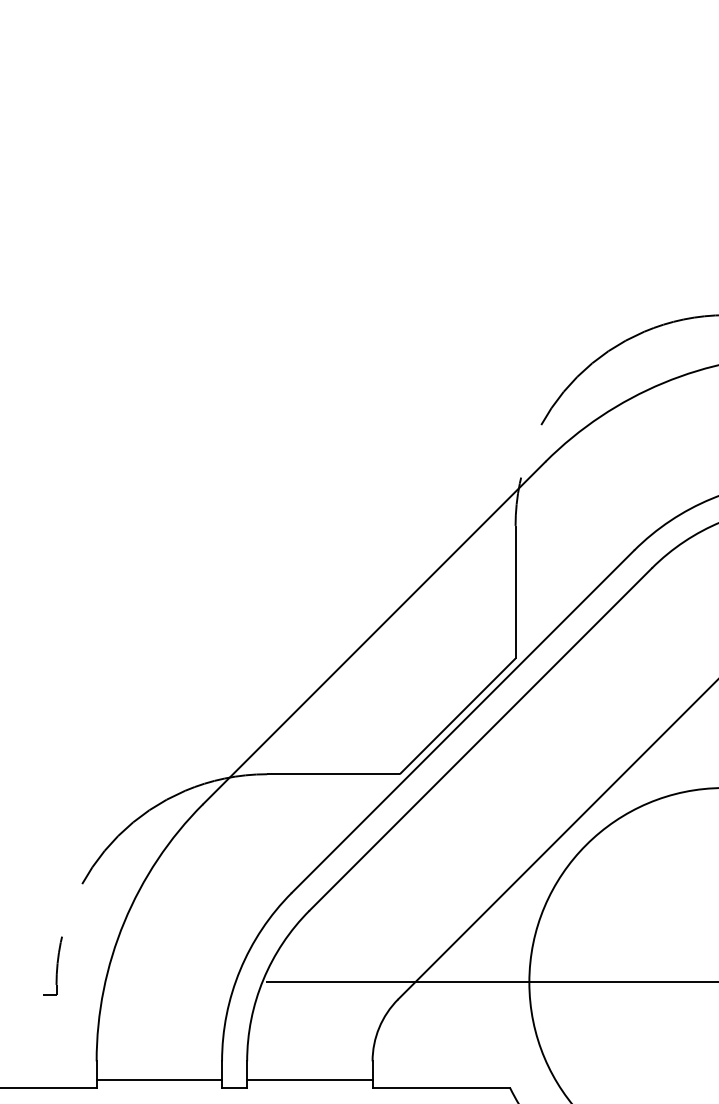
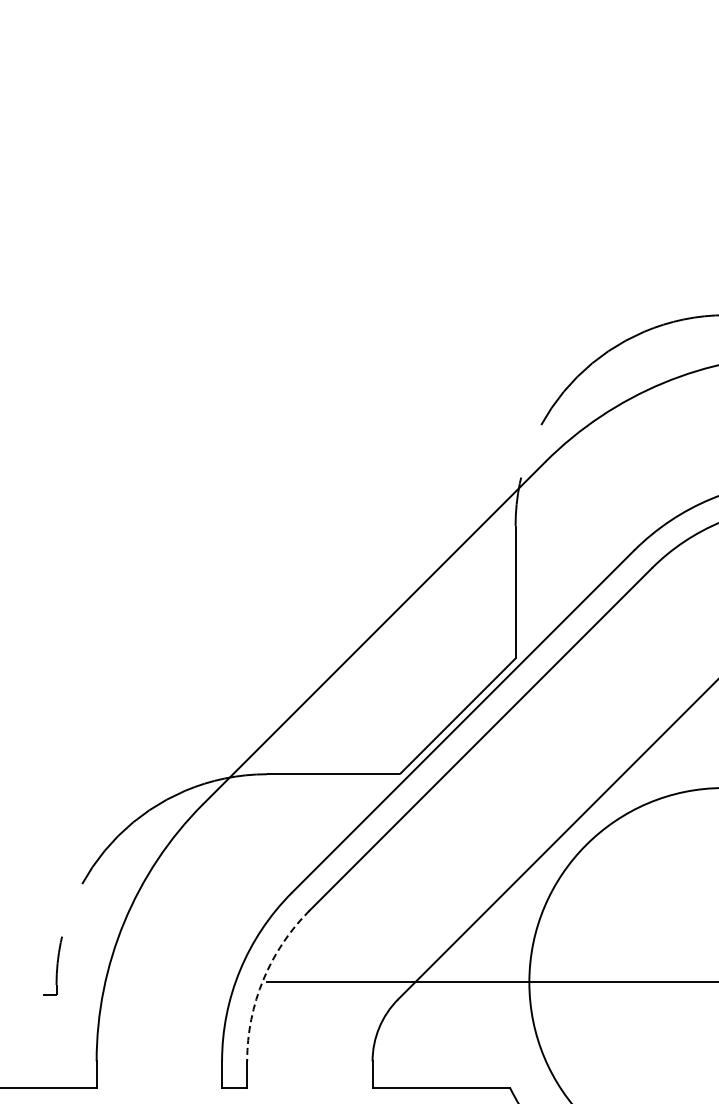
arc: solid -> dashed (263, 979)
line: present -> none (159, 1080)
line: present -> none (309, 1080)
